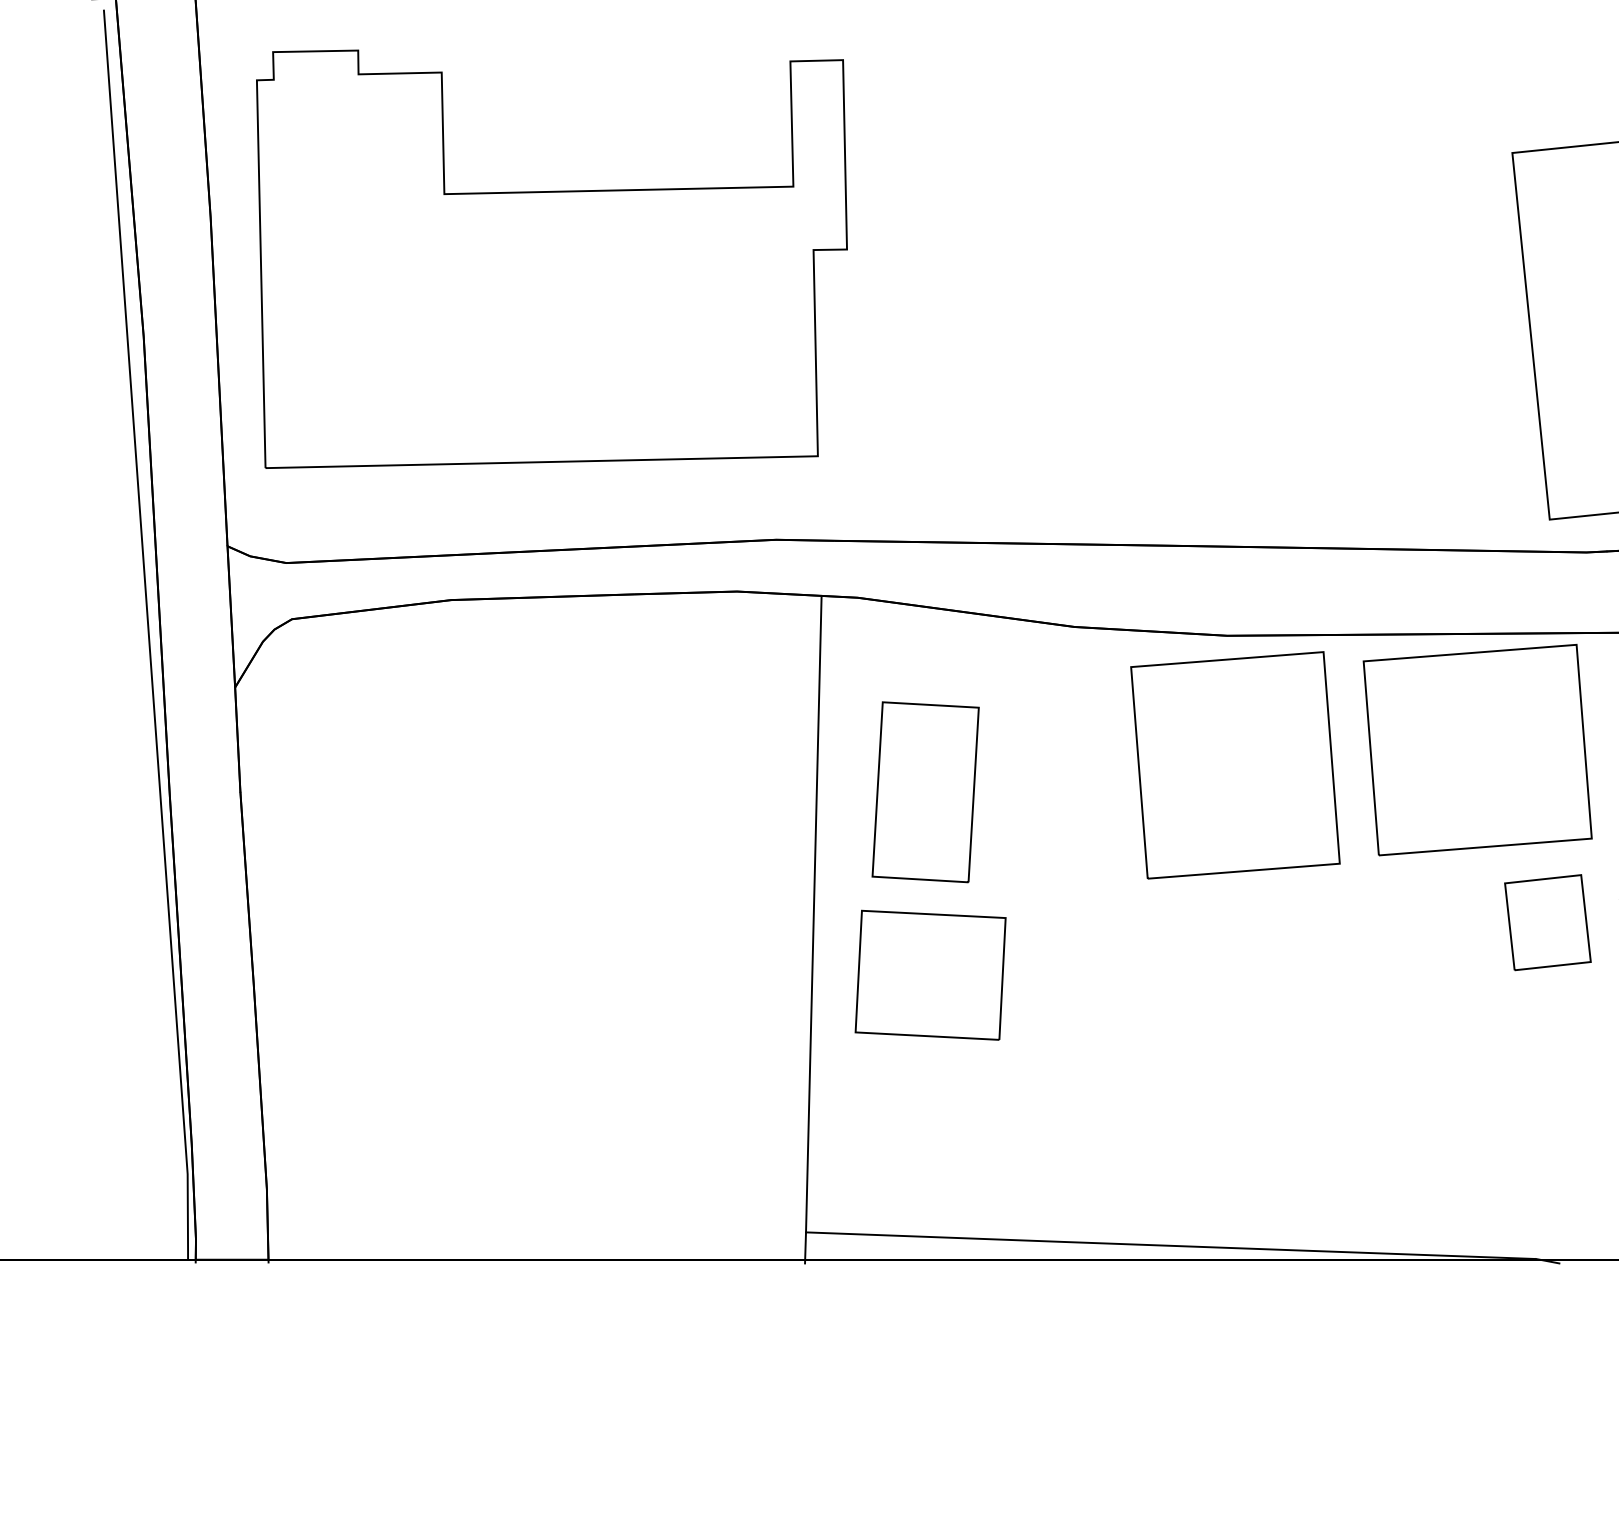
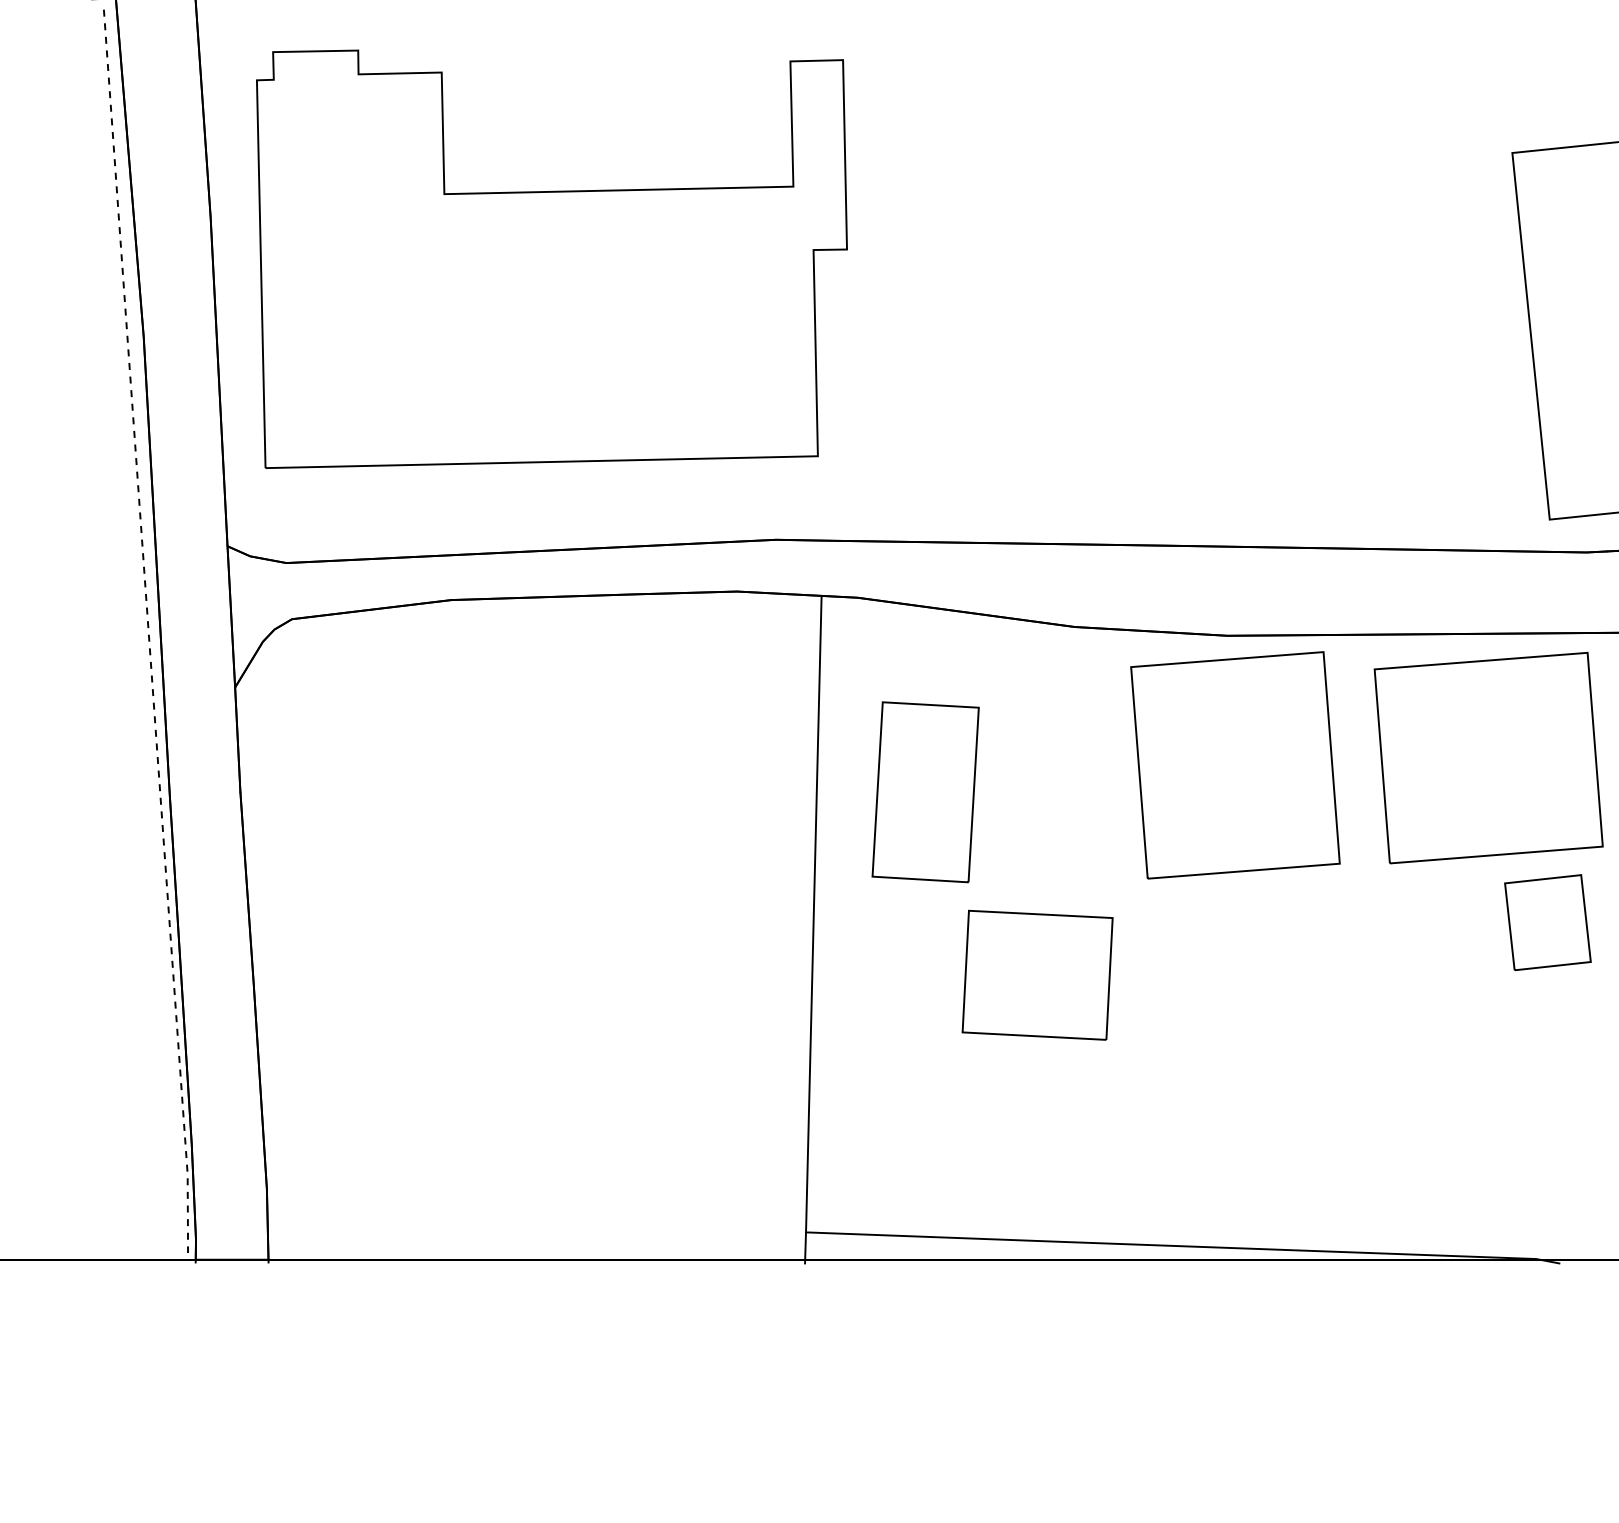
line: solid -> dashed (149, 636)
part position: (1477, 749) -> (1488, 757) (1488, 757)
part position: (930, 974) -> (1037, 974) (1037, 974)
